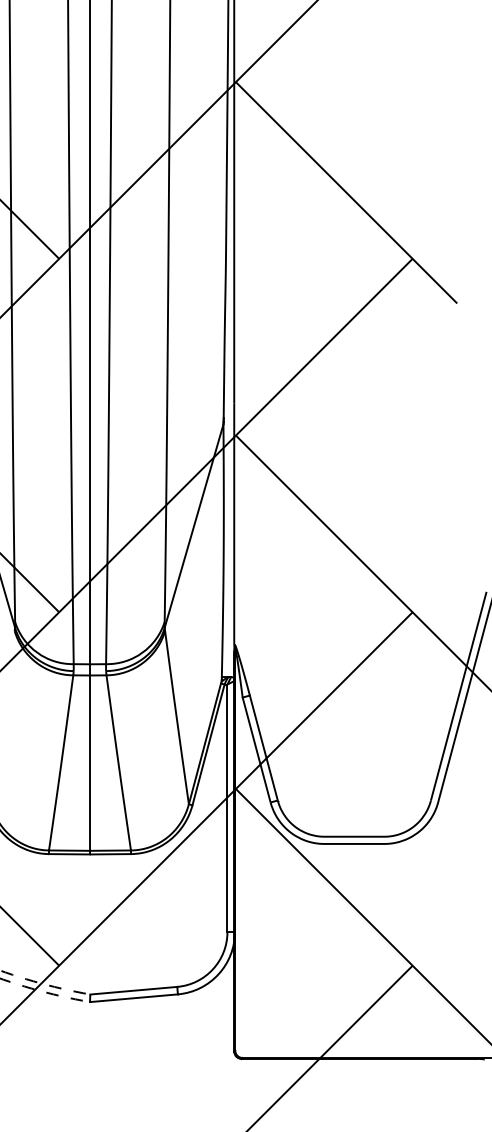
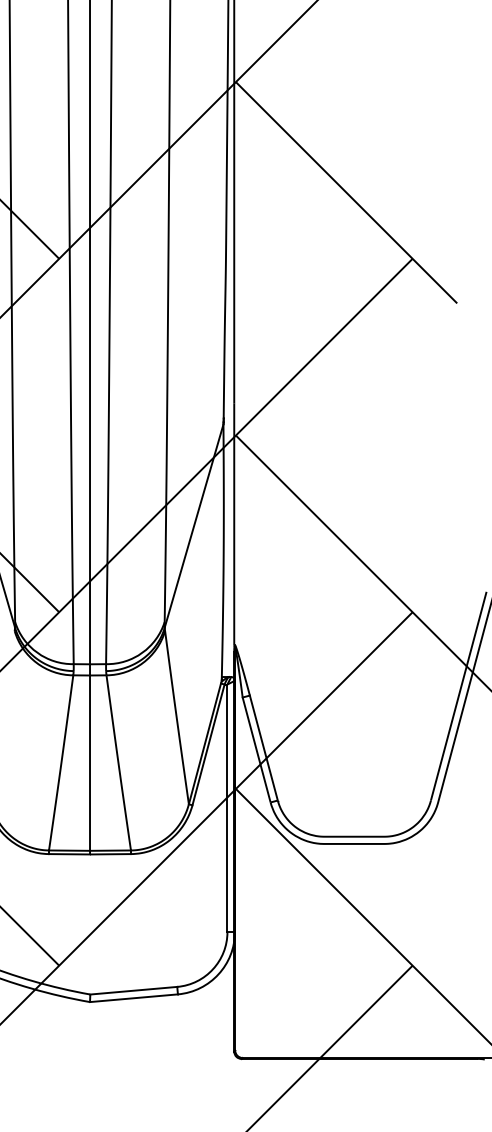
arc: dashed -> solid (45, 984)
arc: dashed -> solid (45, 992)
